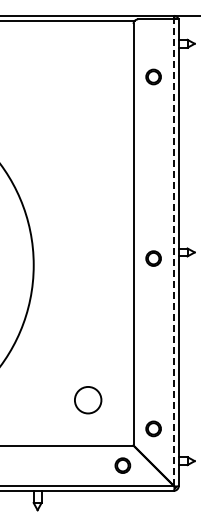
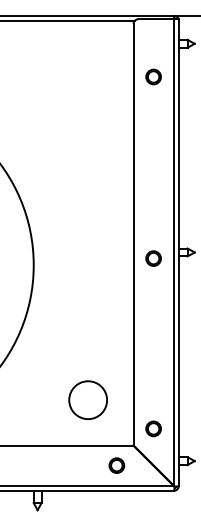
line: dashed -> solid (173, 252)
circle diameter: 27 px -> 38 px (88, 400)
part position: (122, 465) -> (116, 465) (116, 465)
